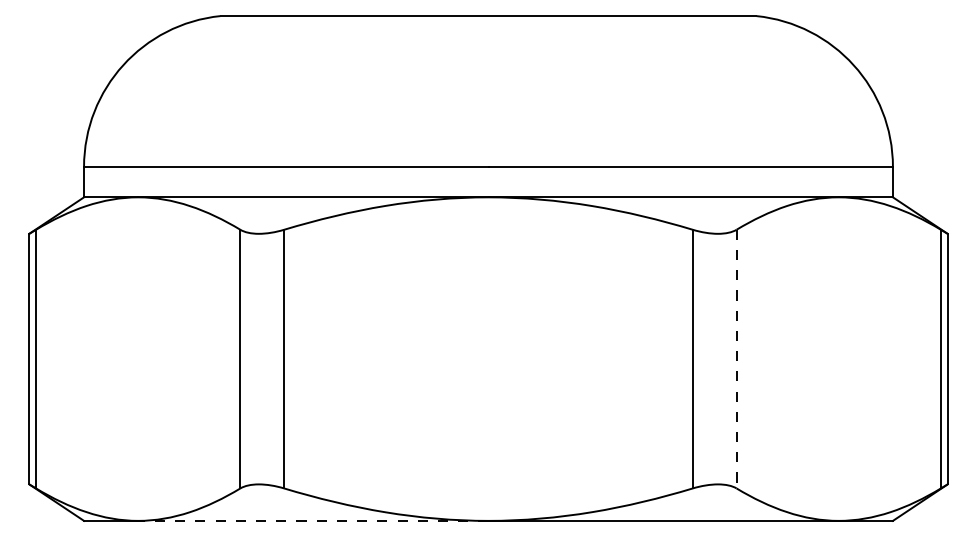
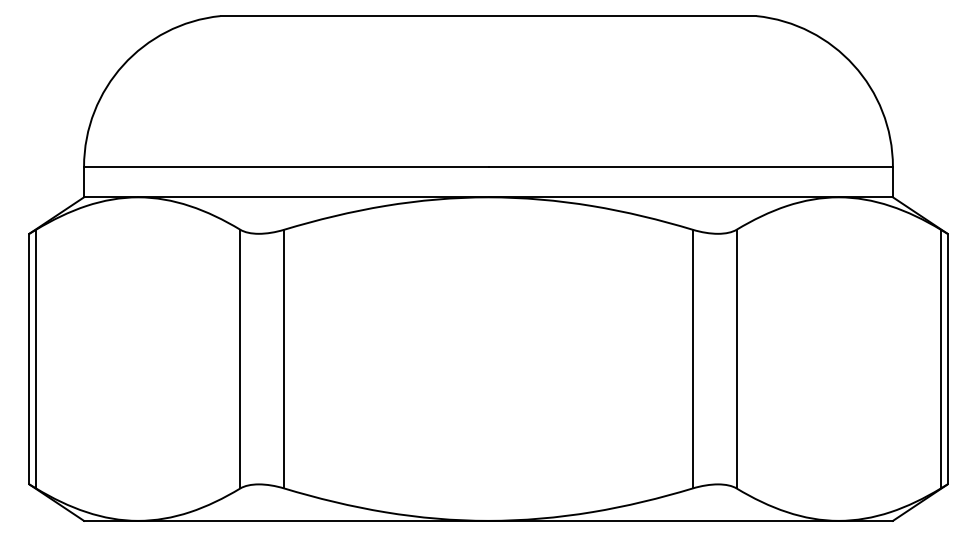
line: dashed -> solid (736, 359)
line: dashed -> solid (312, 520)
